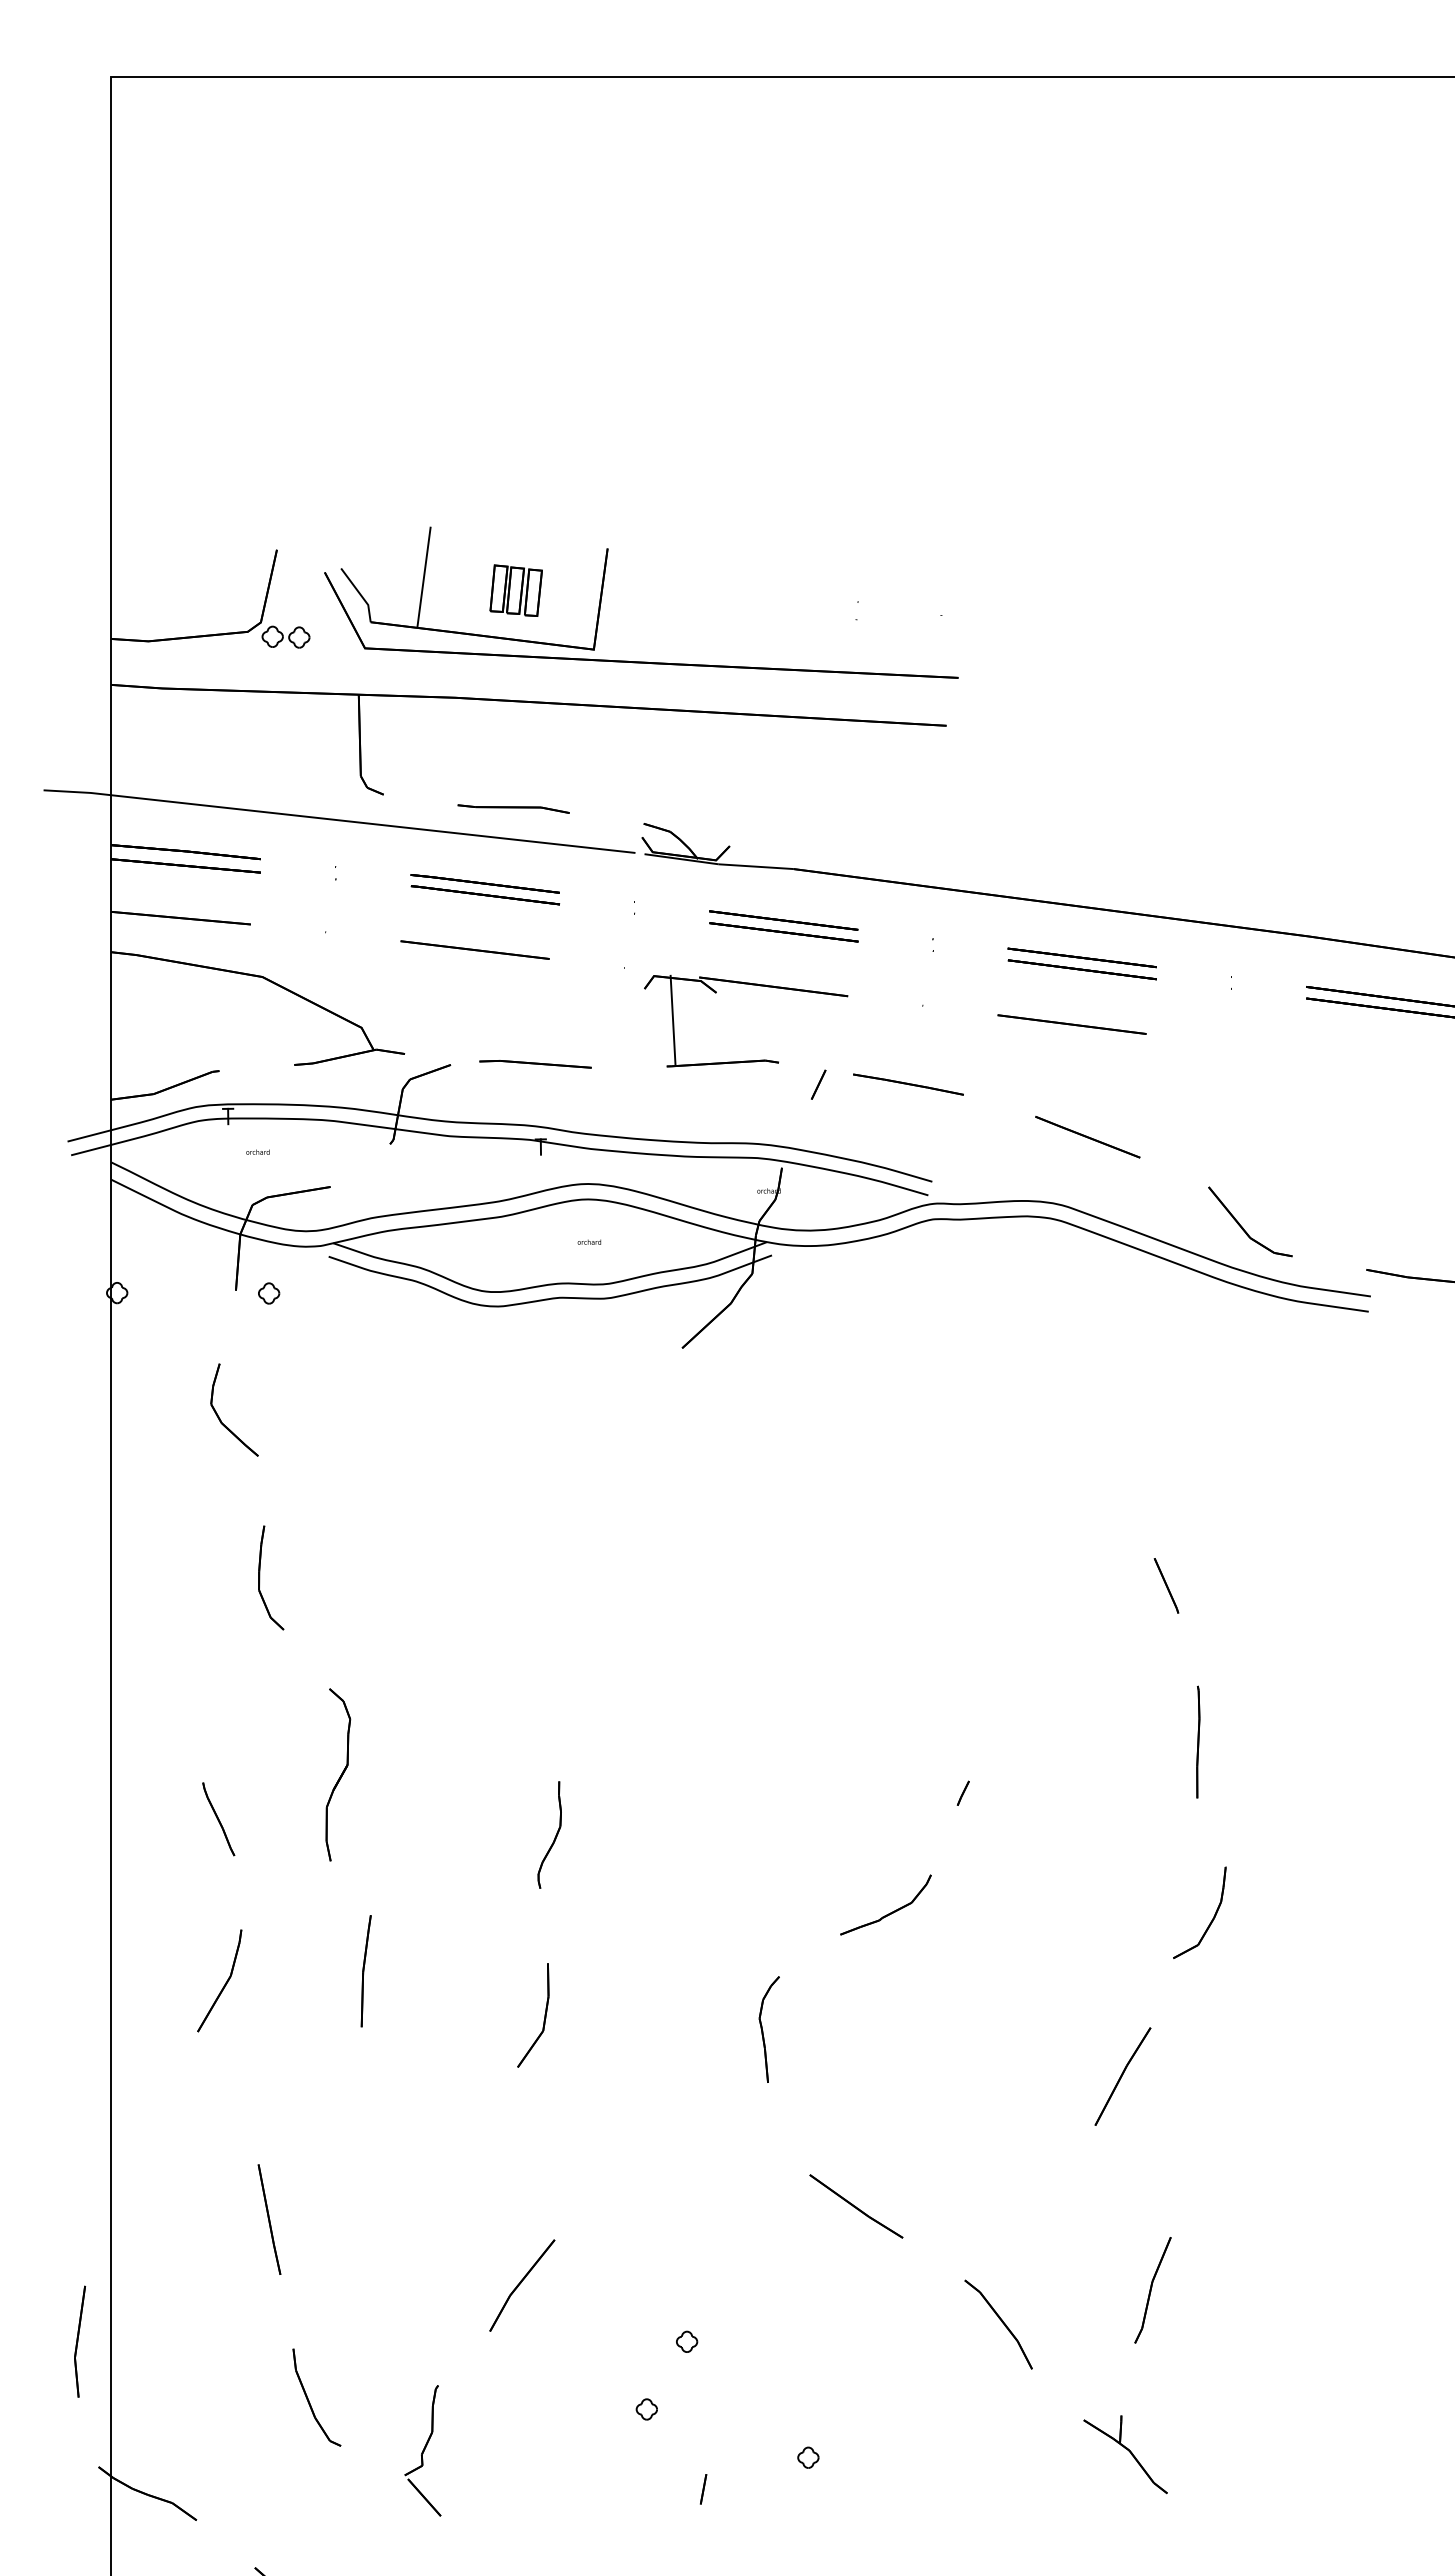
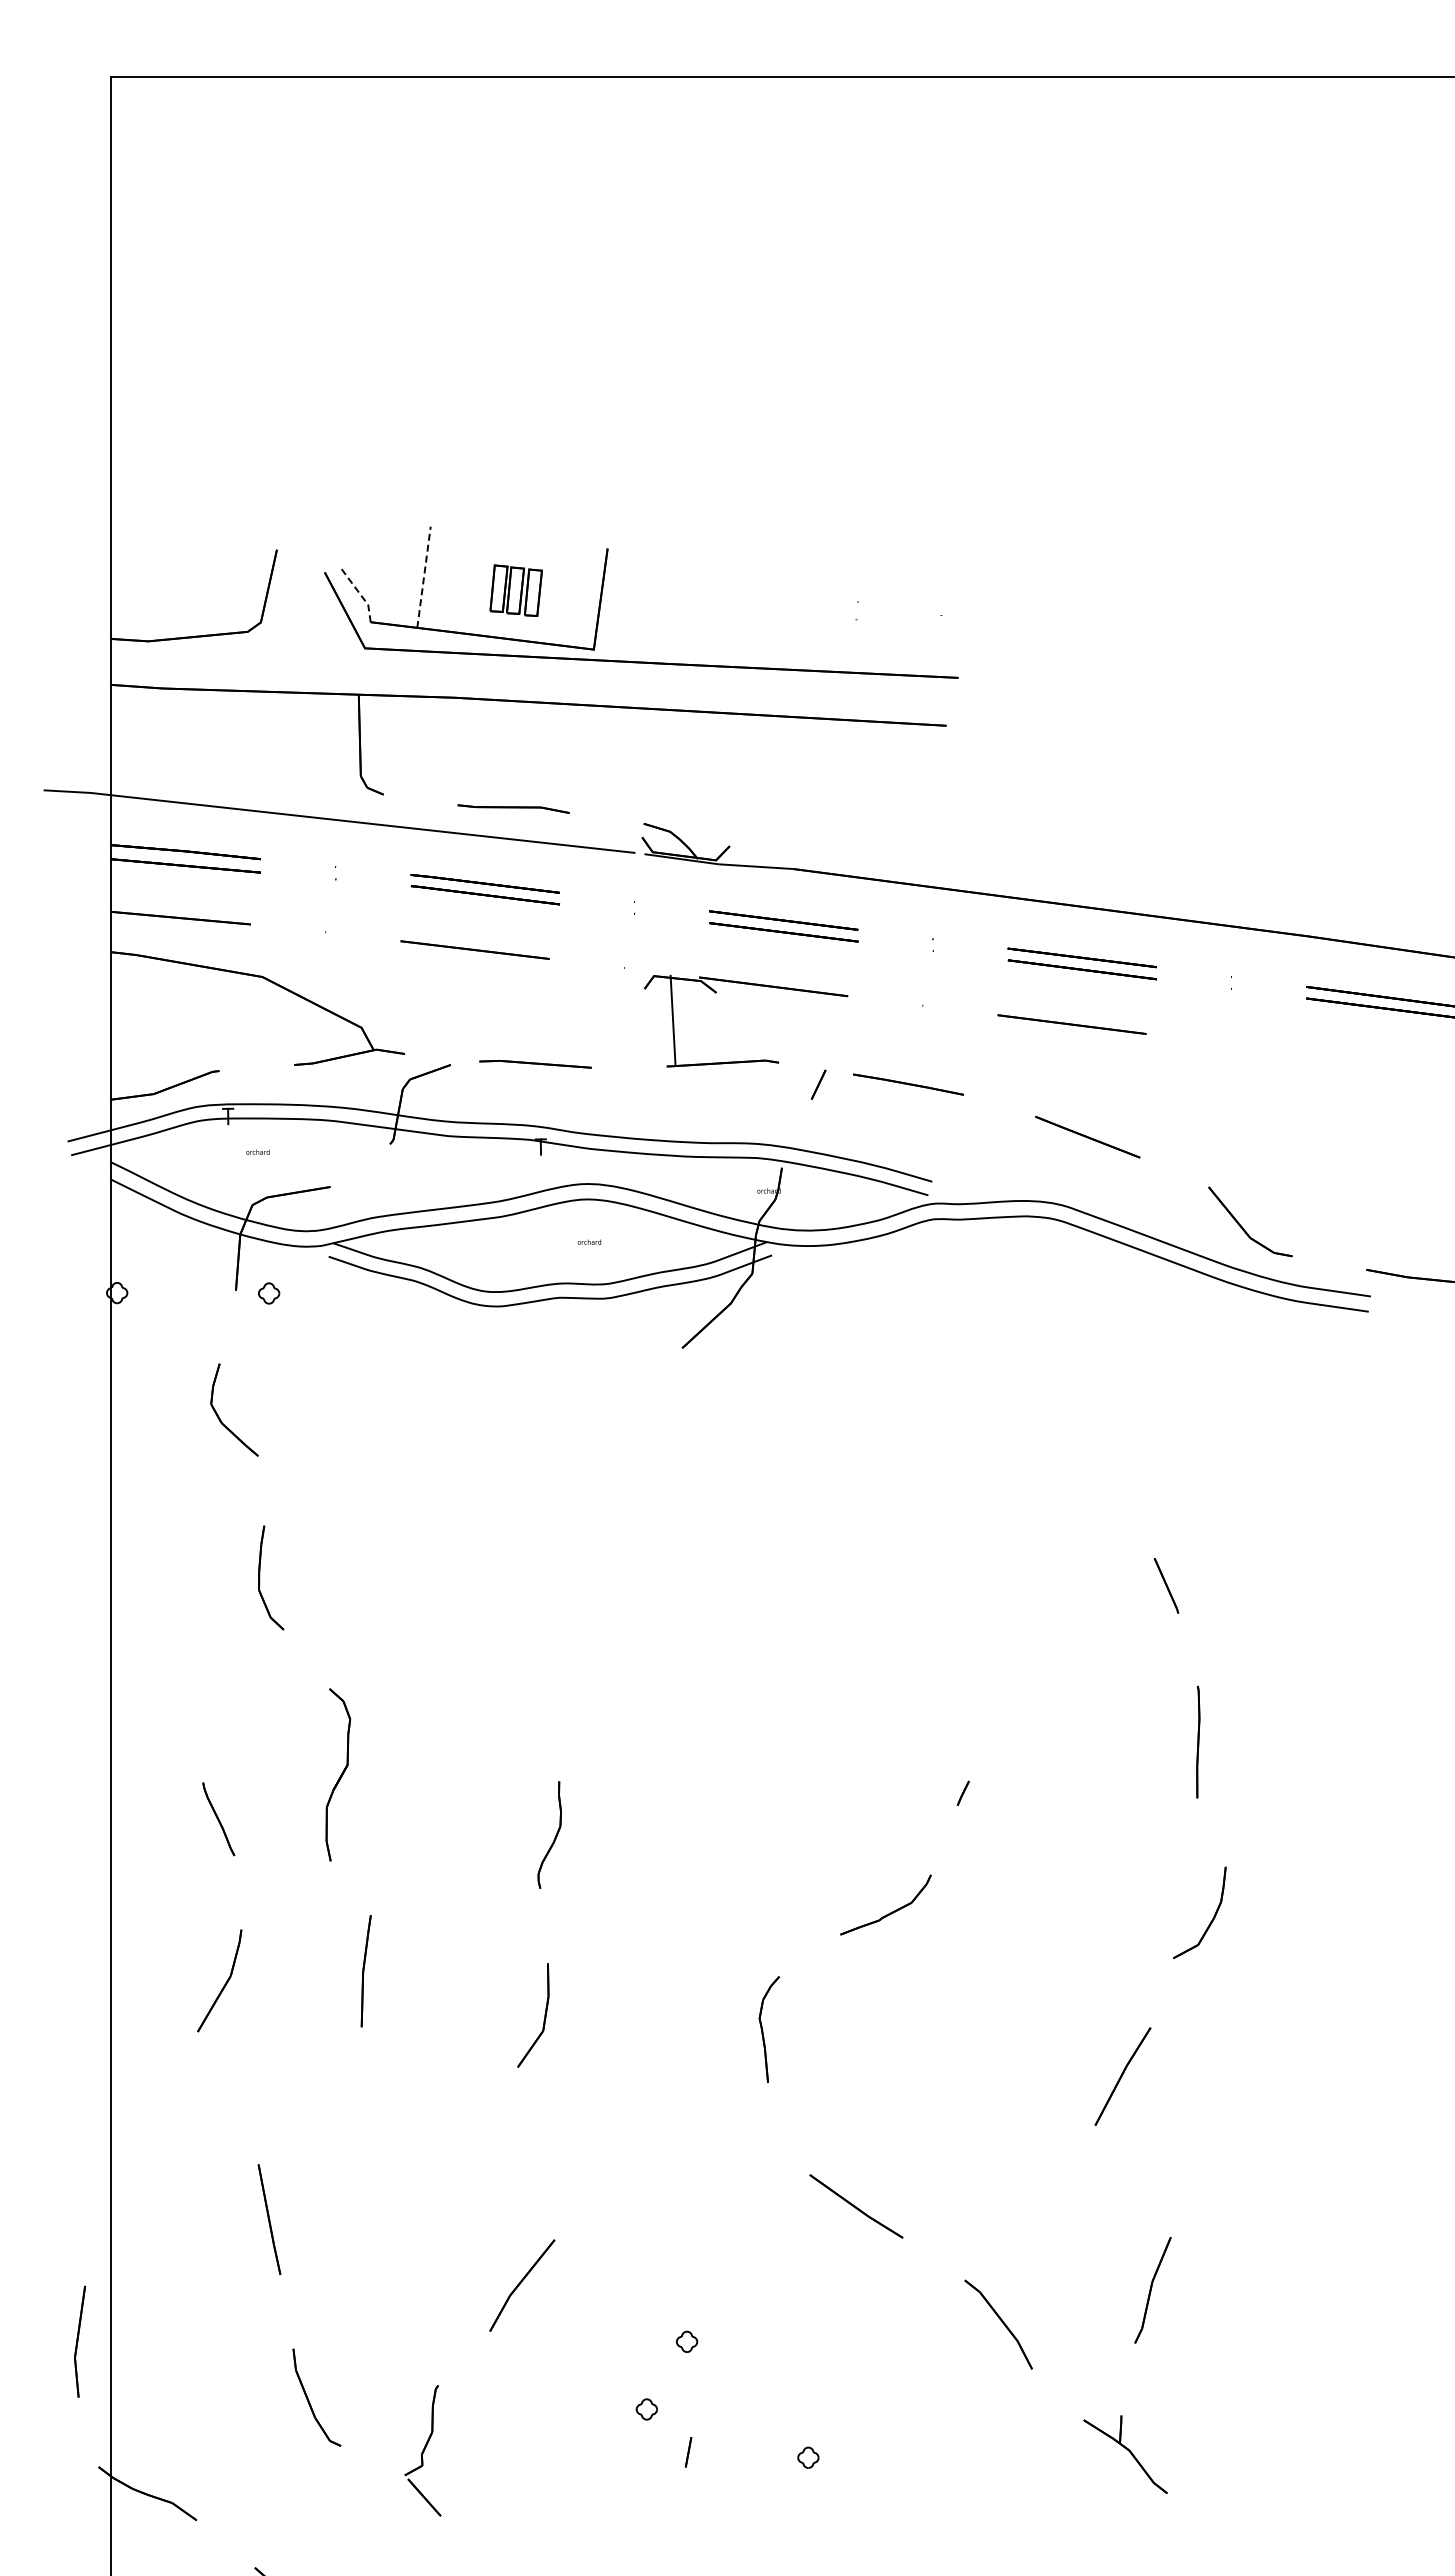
line: solid -> dashed (424, 576)
line: solid -> dashed (360, 593)
part: present -> none (285, 636)
line position: (703, 2489) -> (688, 2452) (688, 2452)
